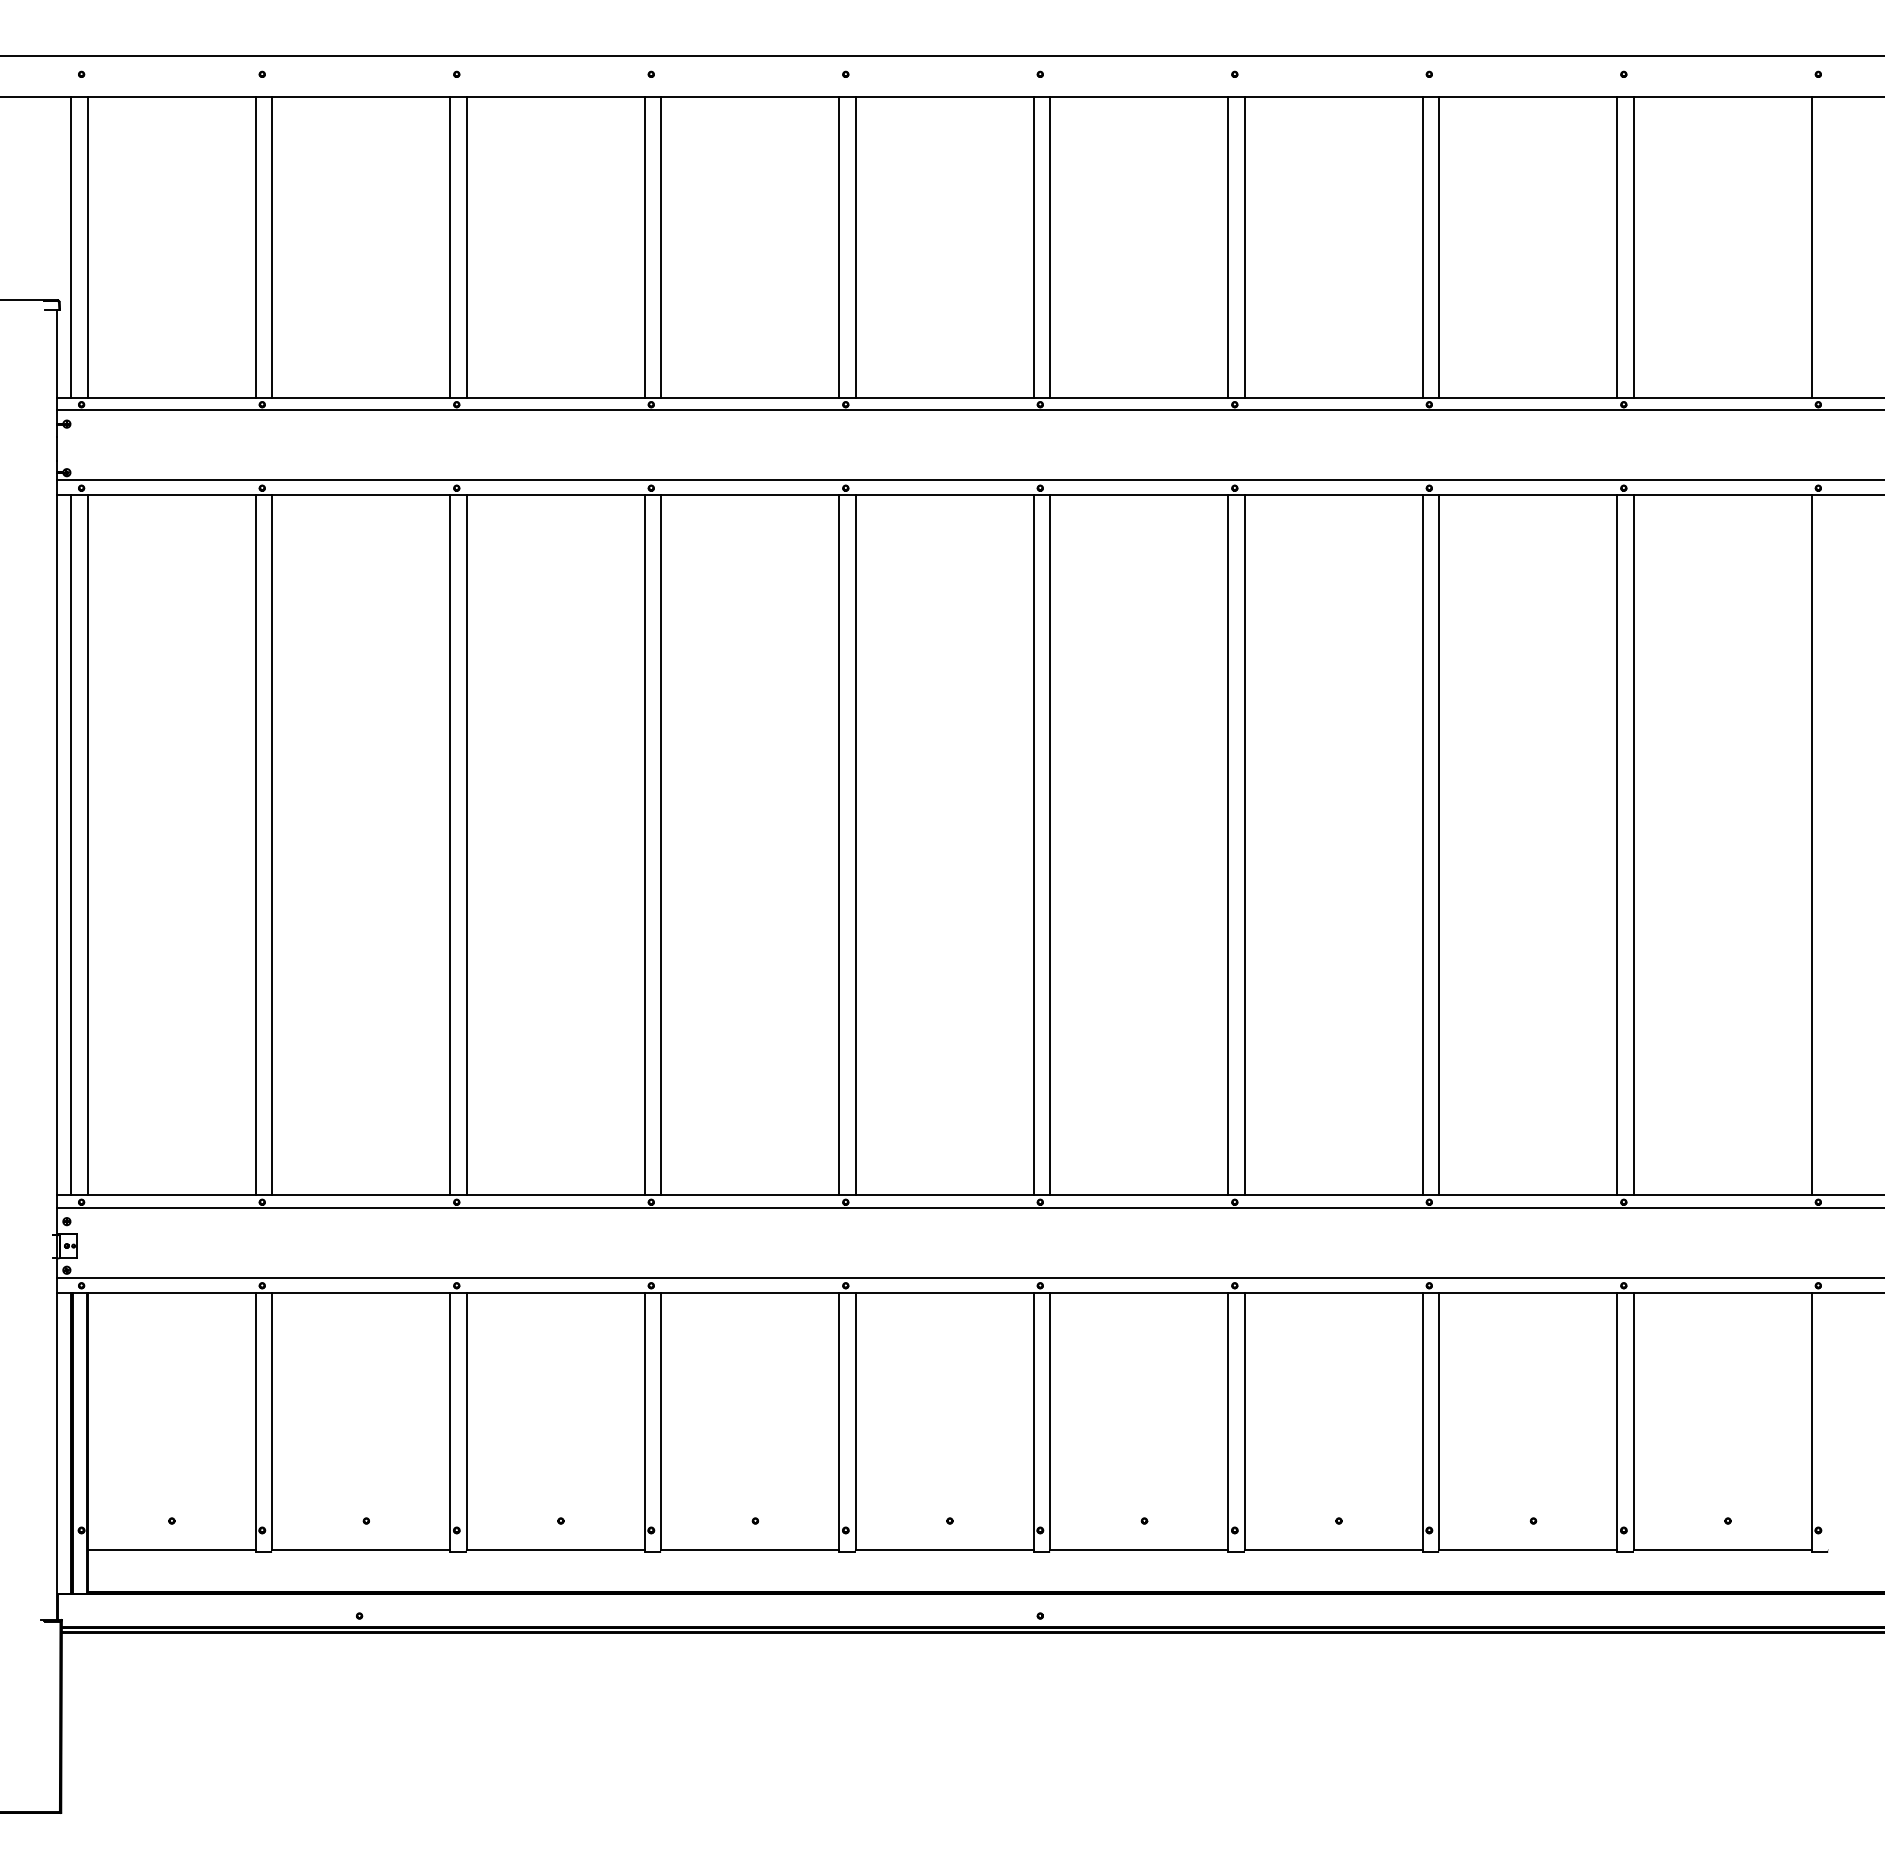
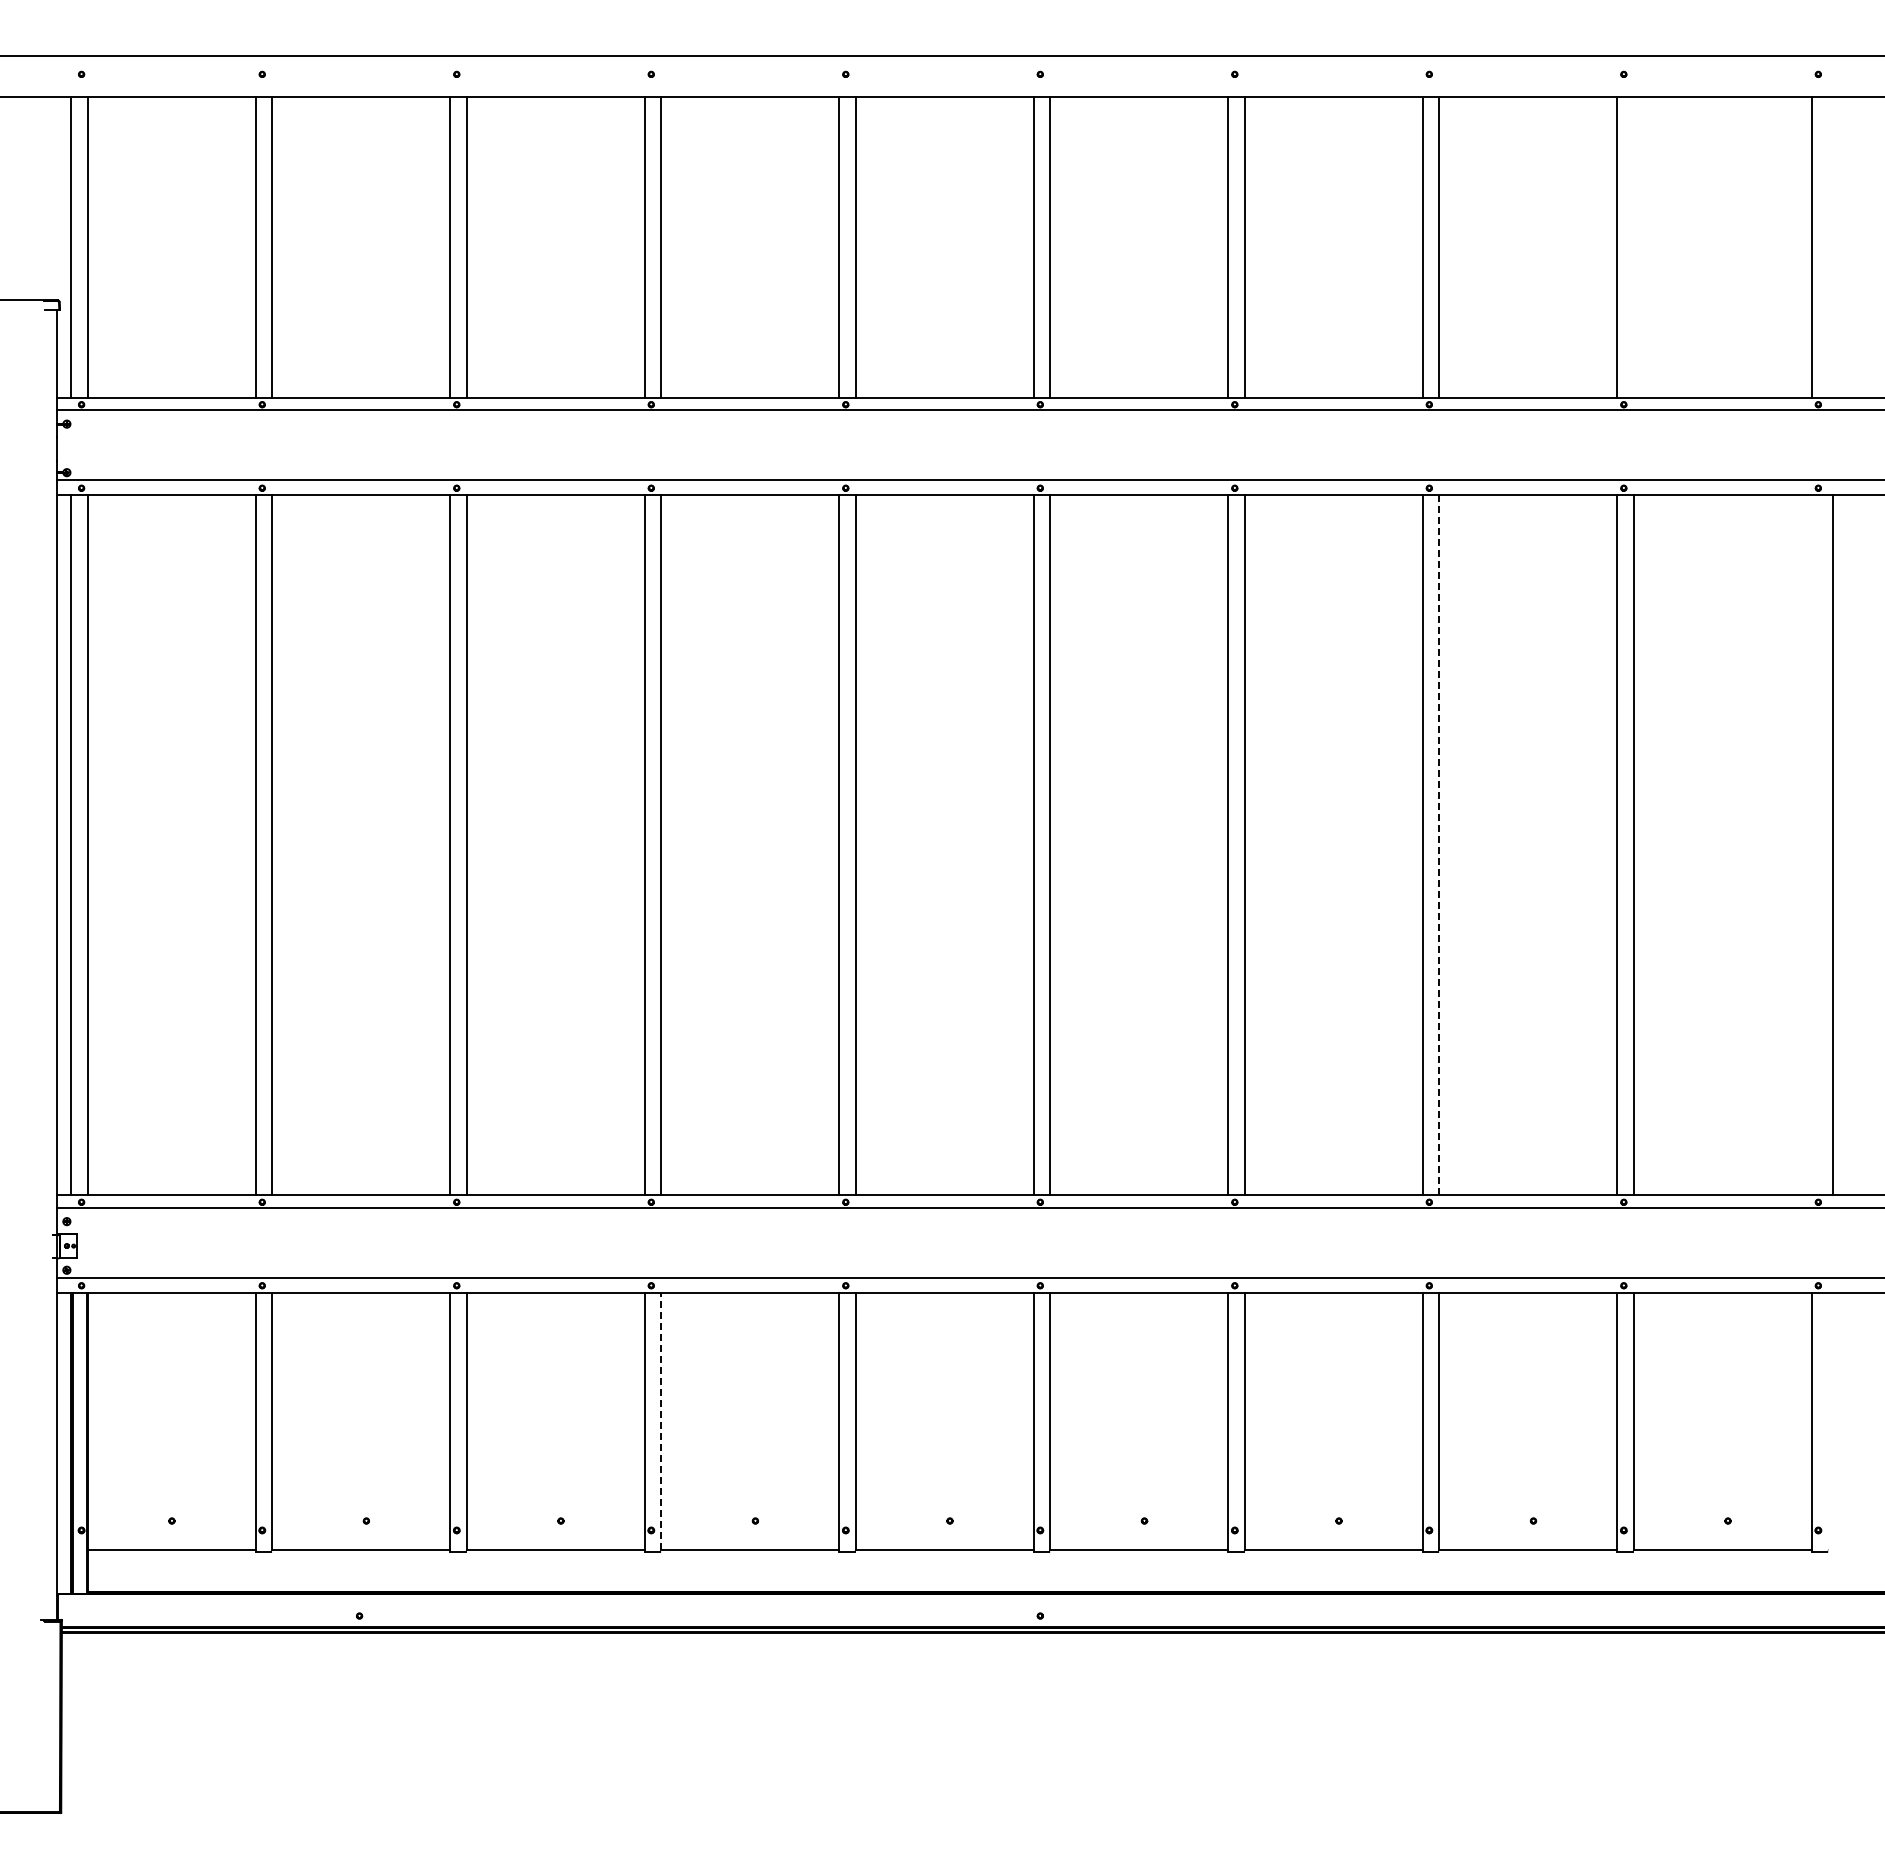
line: present -> none (1633, 246)
line: solid -> dashed (1439, 844)
line position: (1811, 844) -> (1832, 844) (1832, 844)
line: solid -> dashed (661, 1421)
